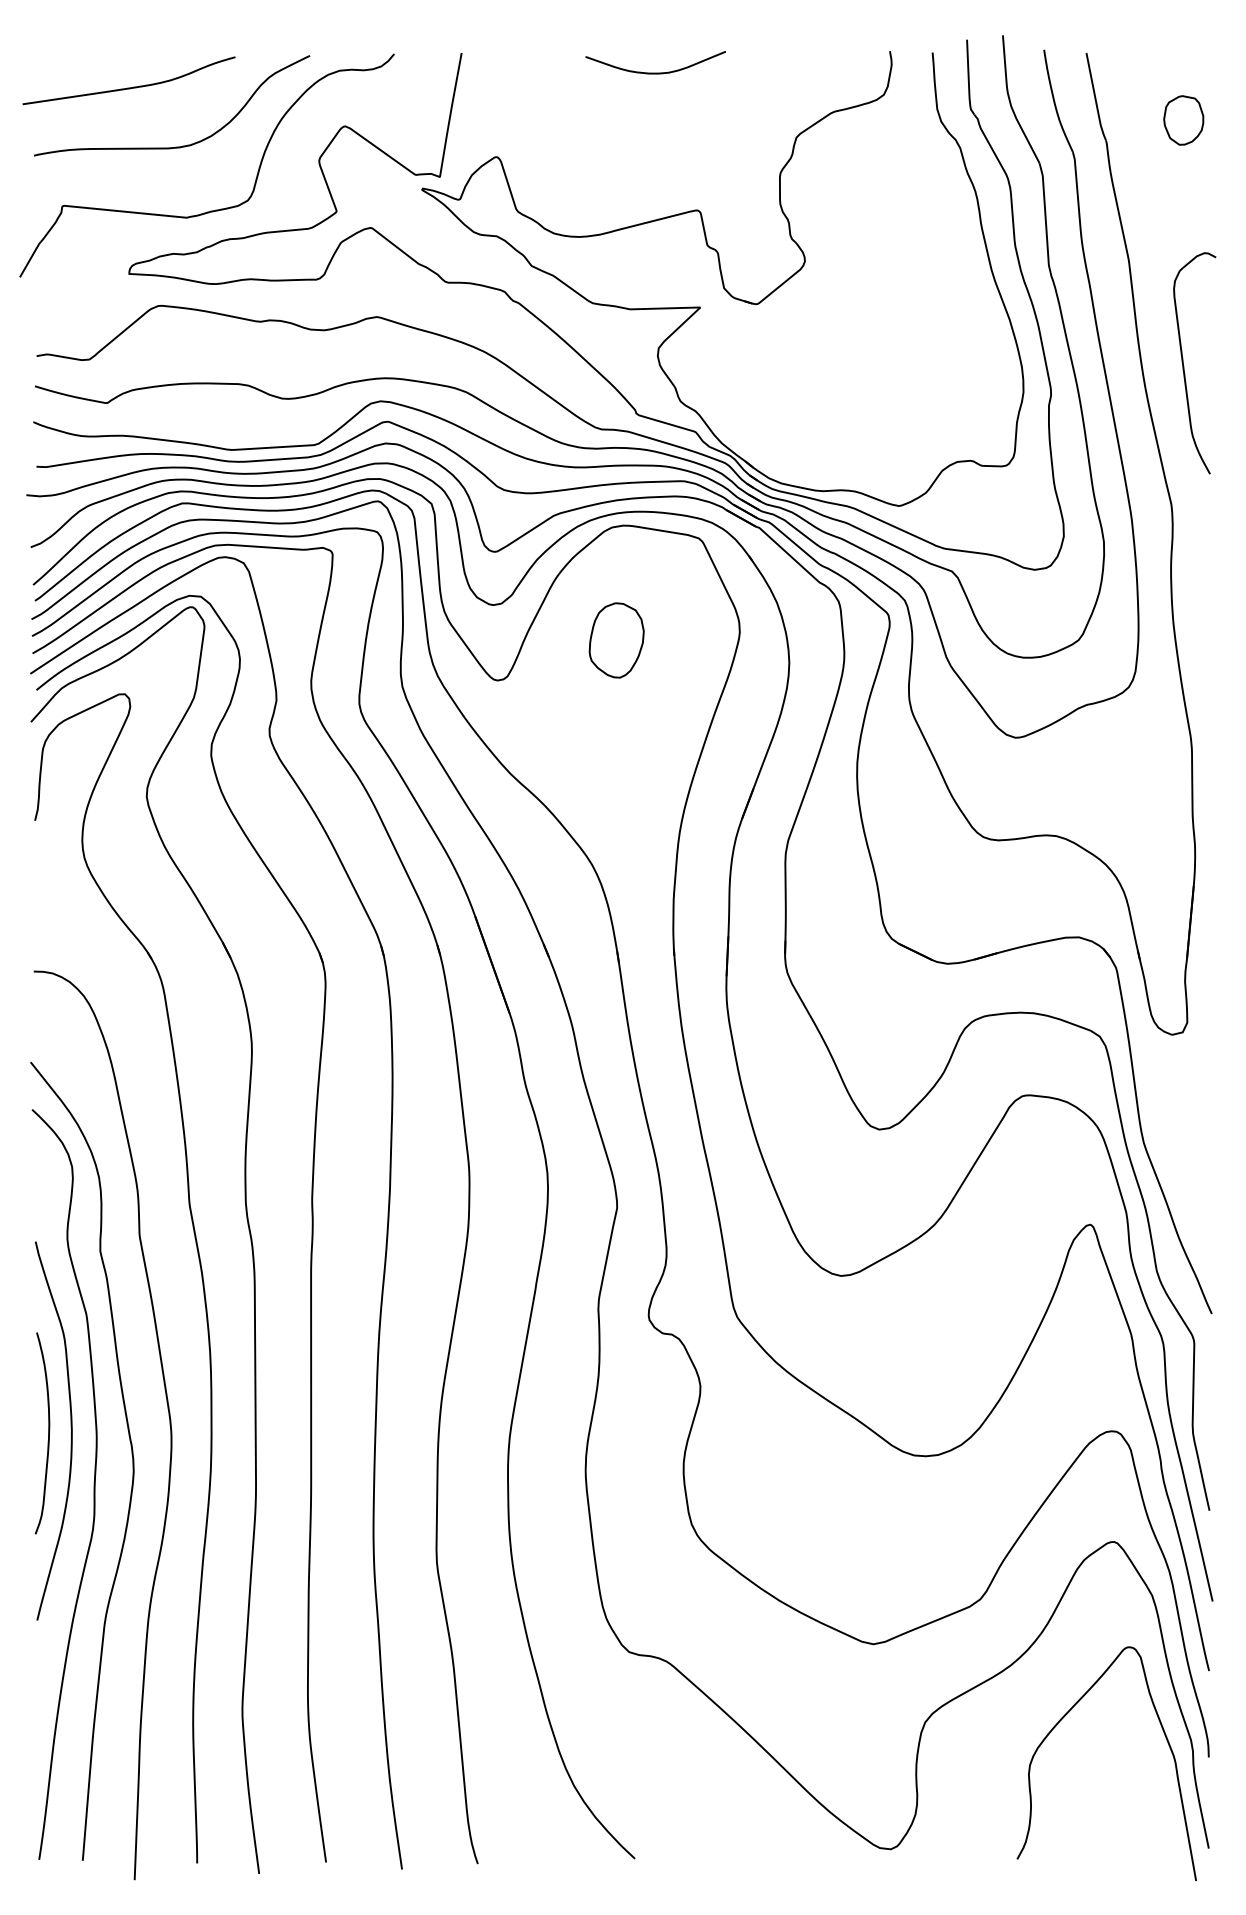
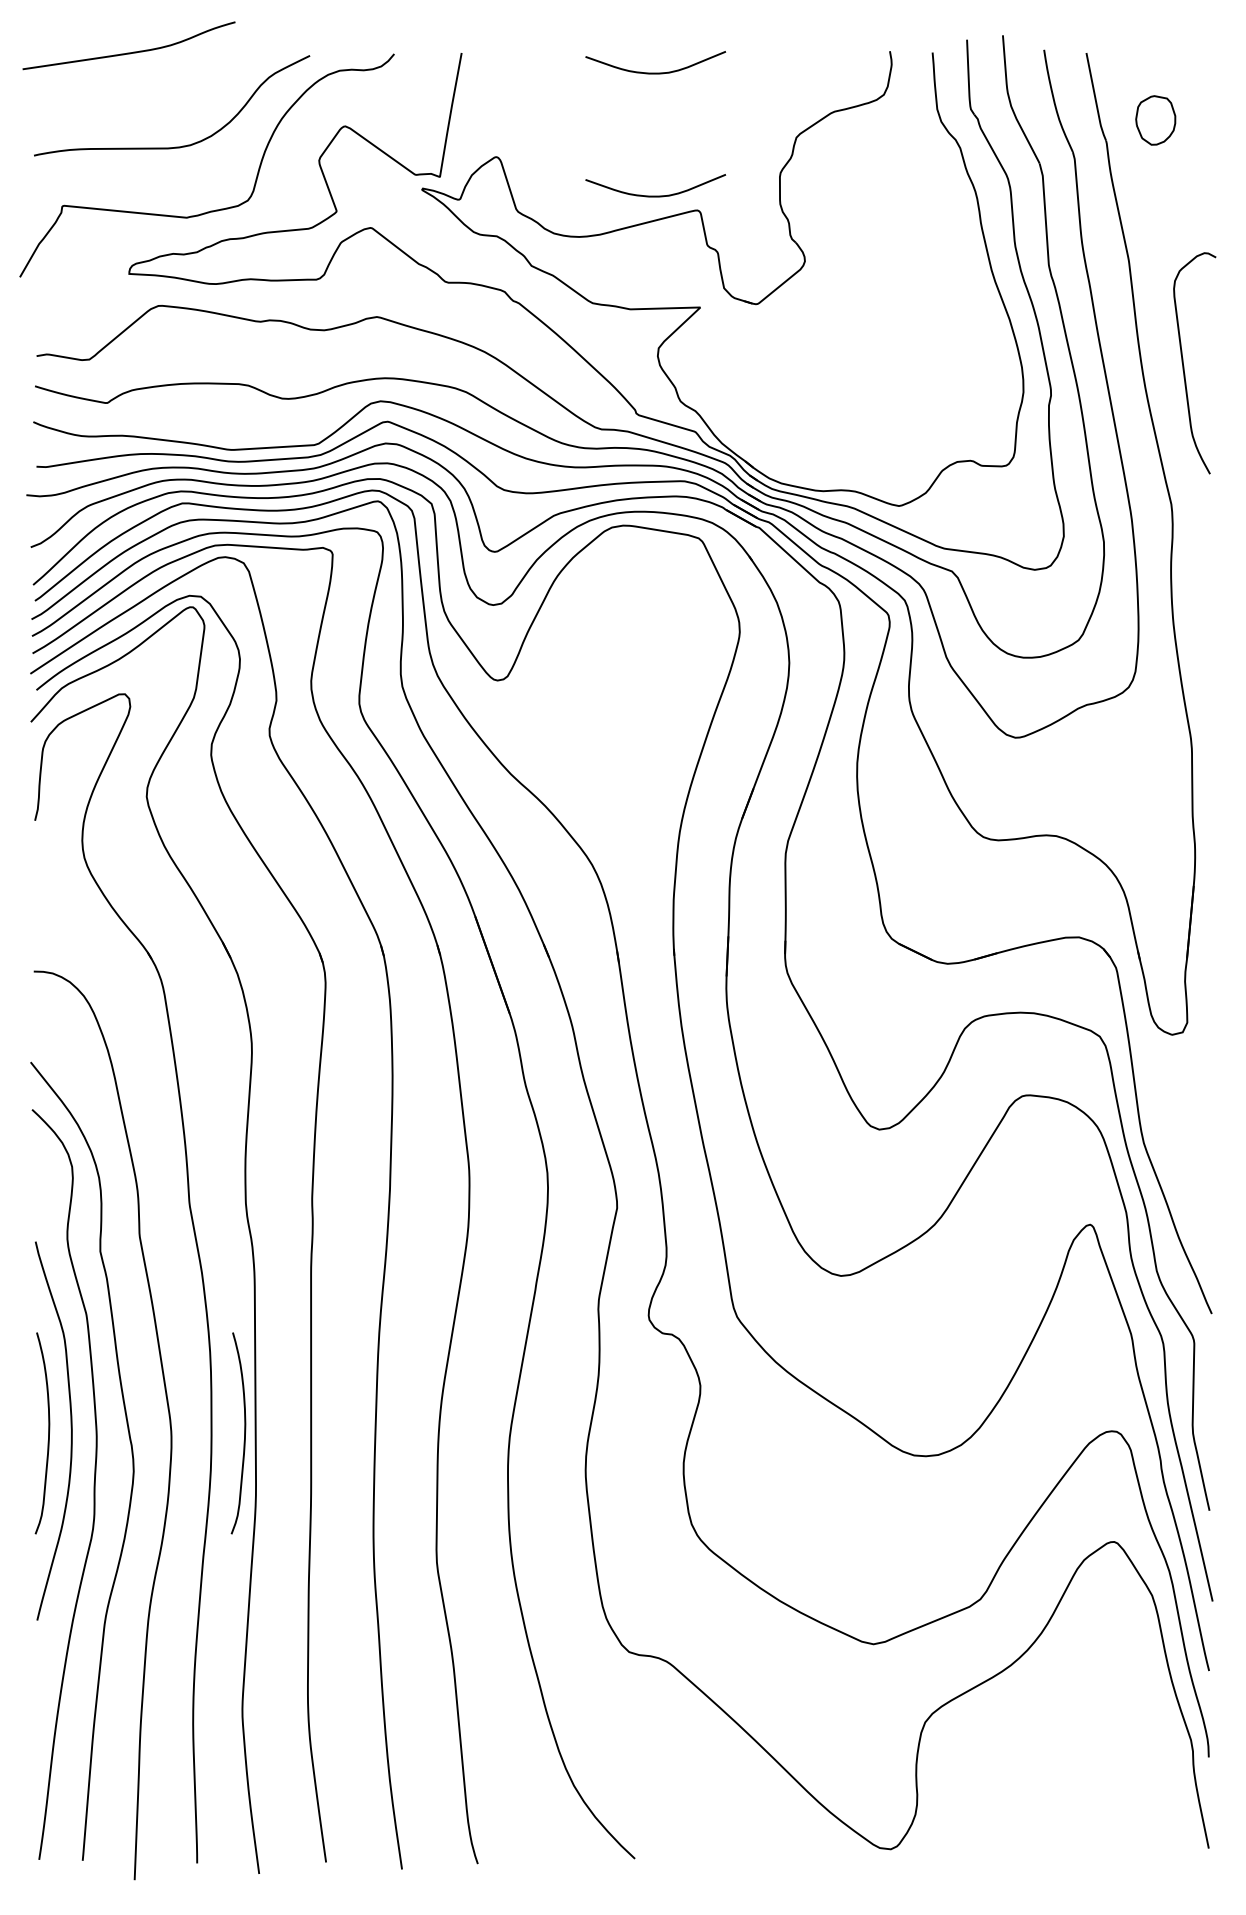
curve position: (128, 87) -> (128, 52) (128, 52)
part position: (1183, 120) -> (1155, 120) (1155, 120)
curve: none -> present (655, 195)
part: present -> none (616, 640)
curve: none -> present (244, 1433)
curve: present -> none (1057, 1725)
